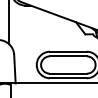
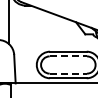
line: solid -> dashed (68, 56)
line: solid -> dashed (68, 73)
